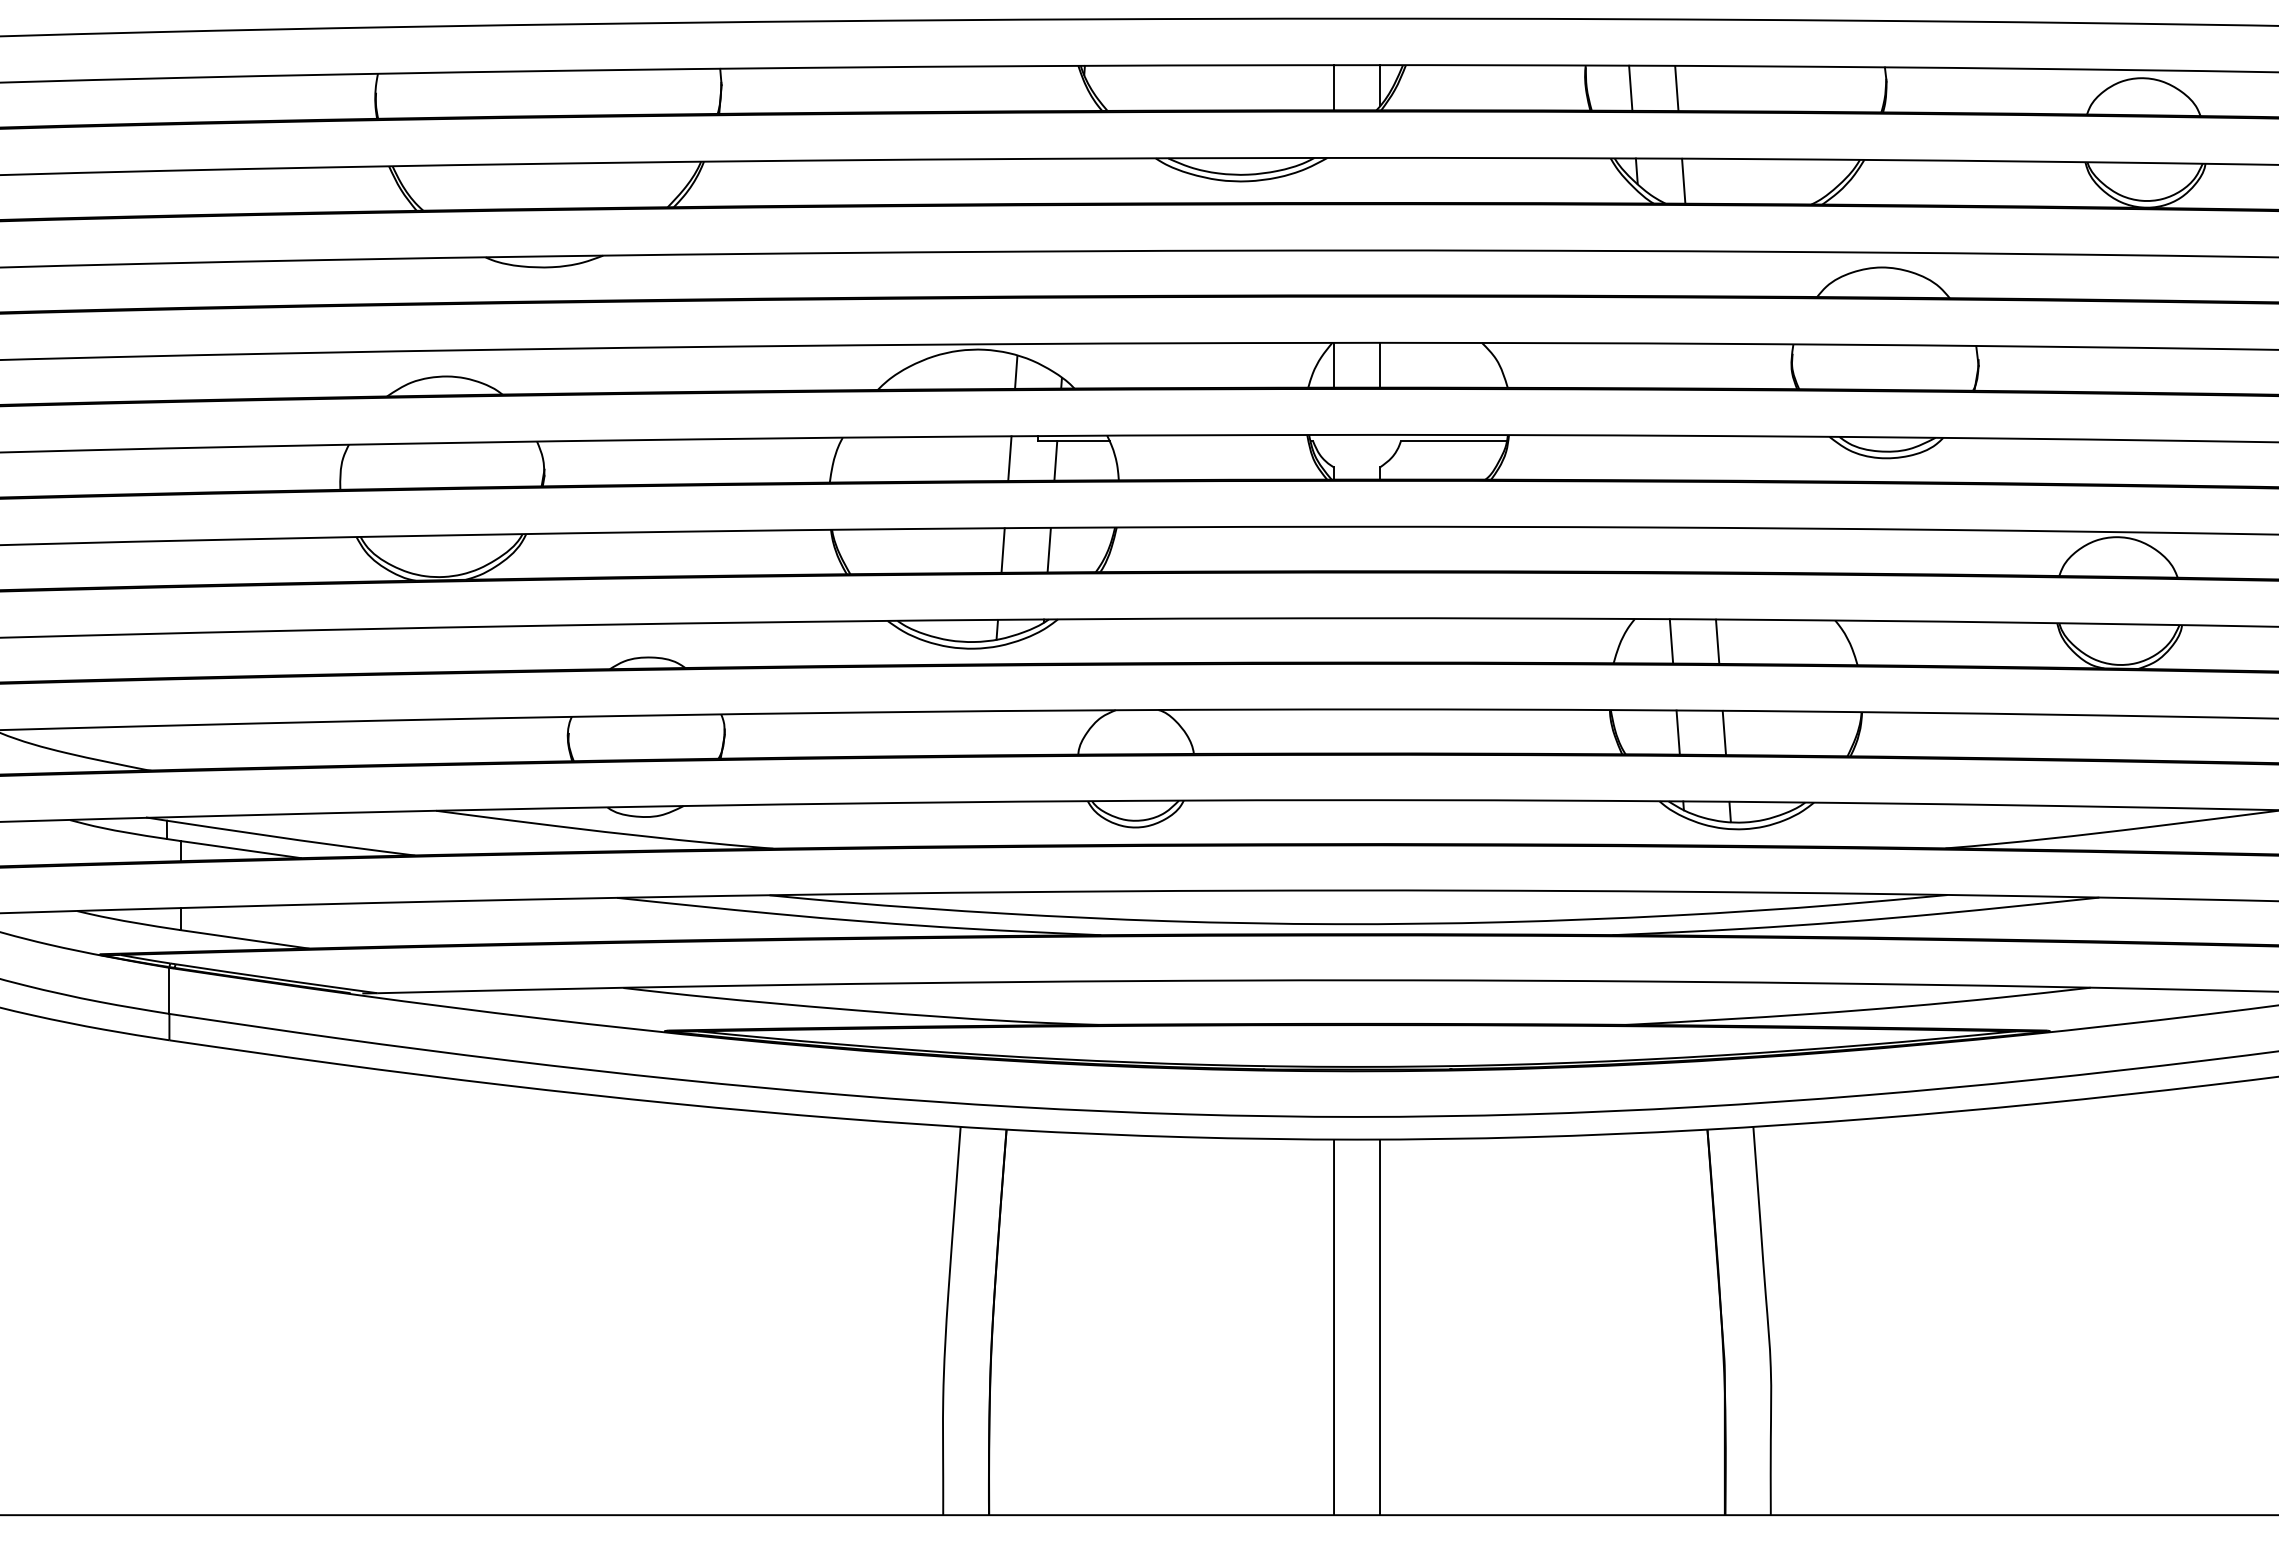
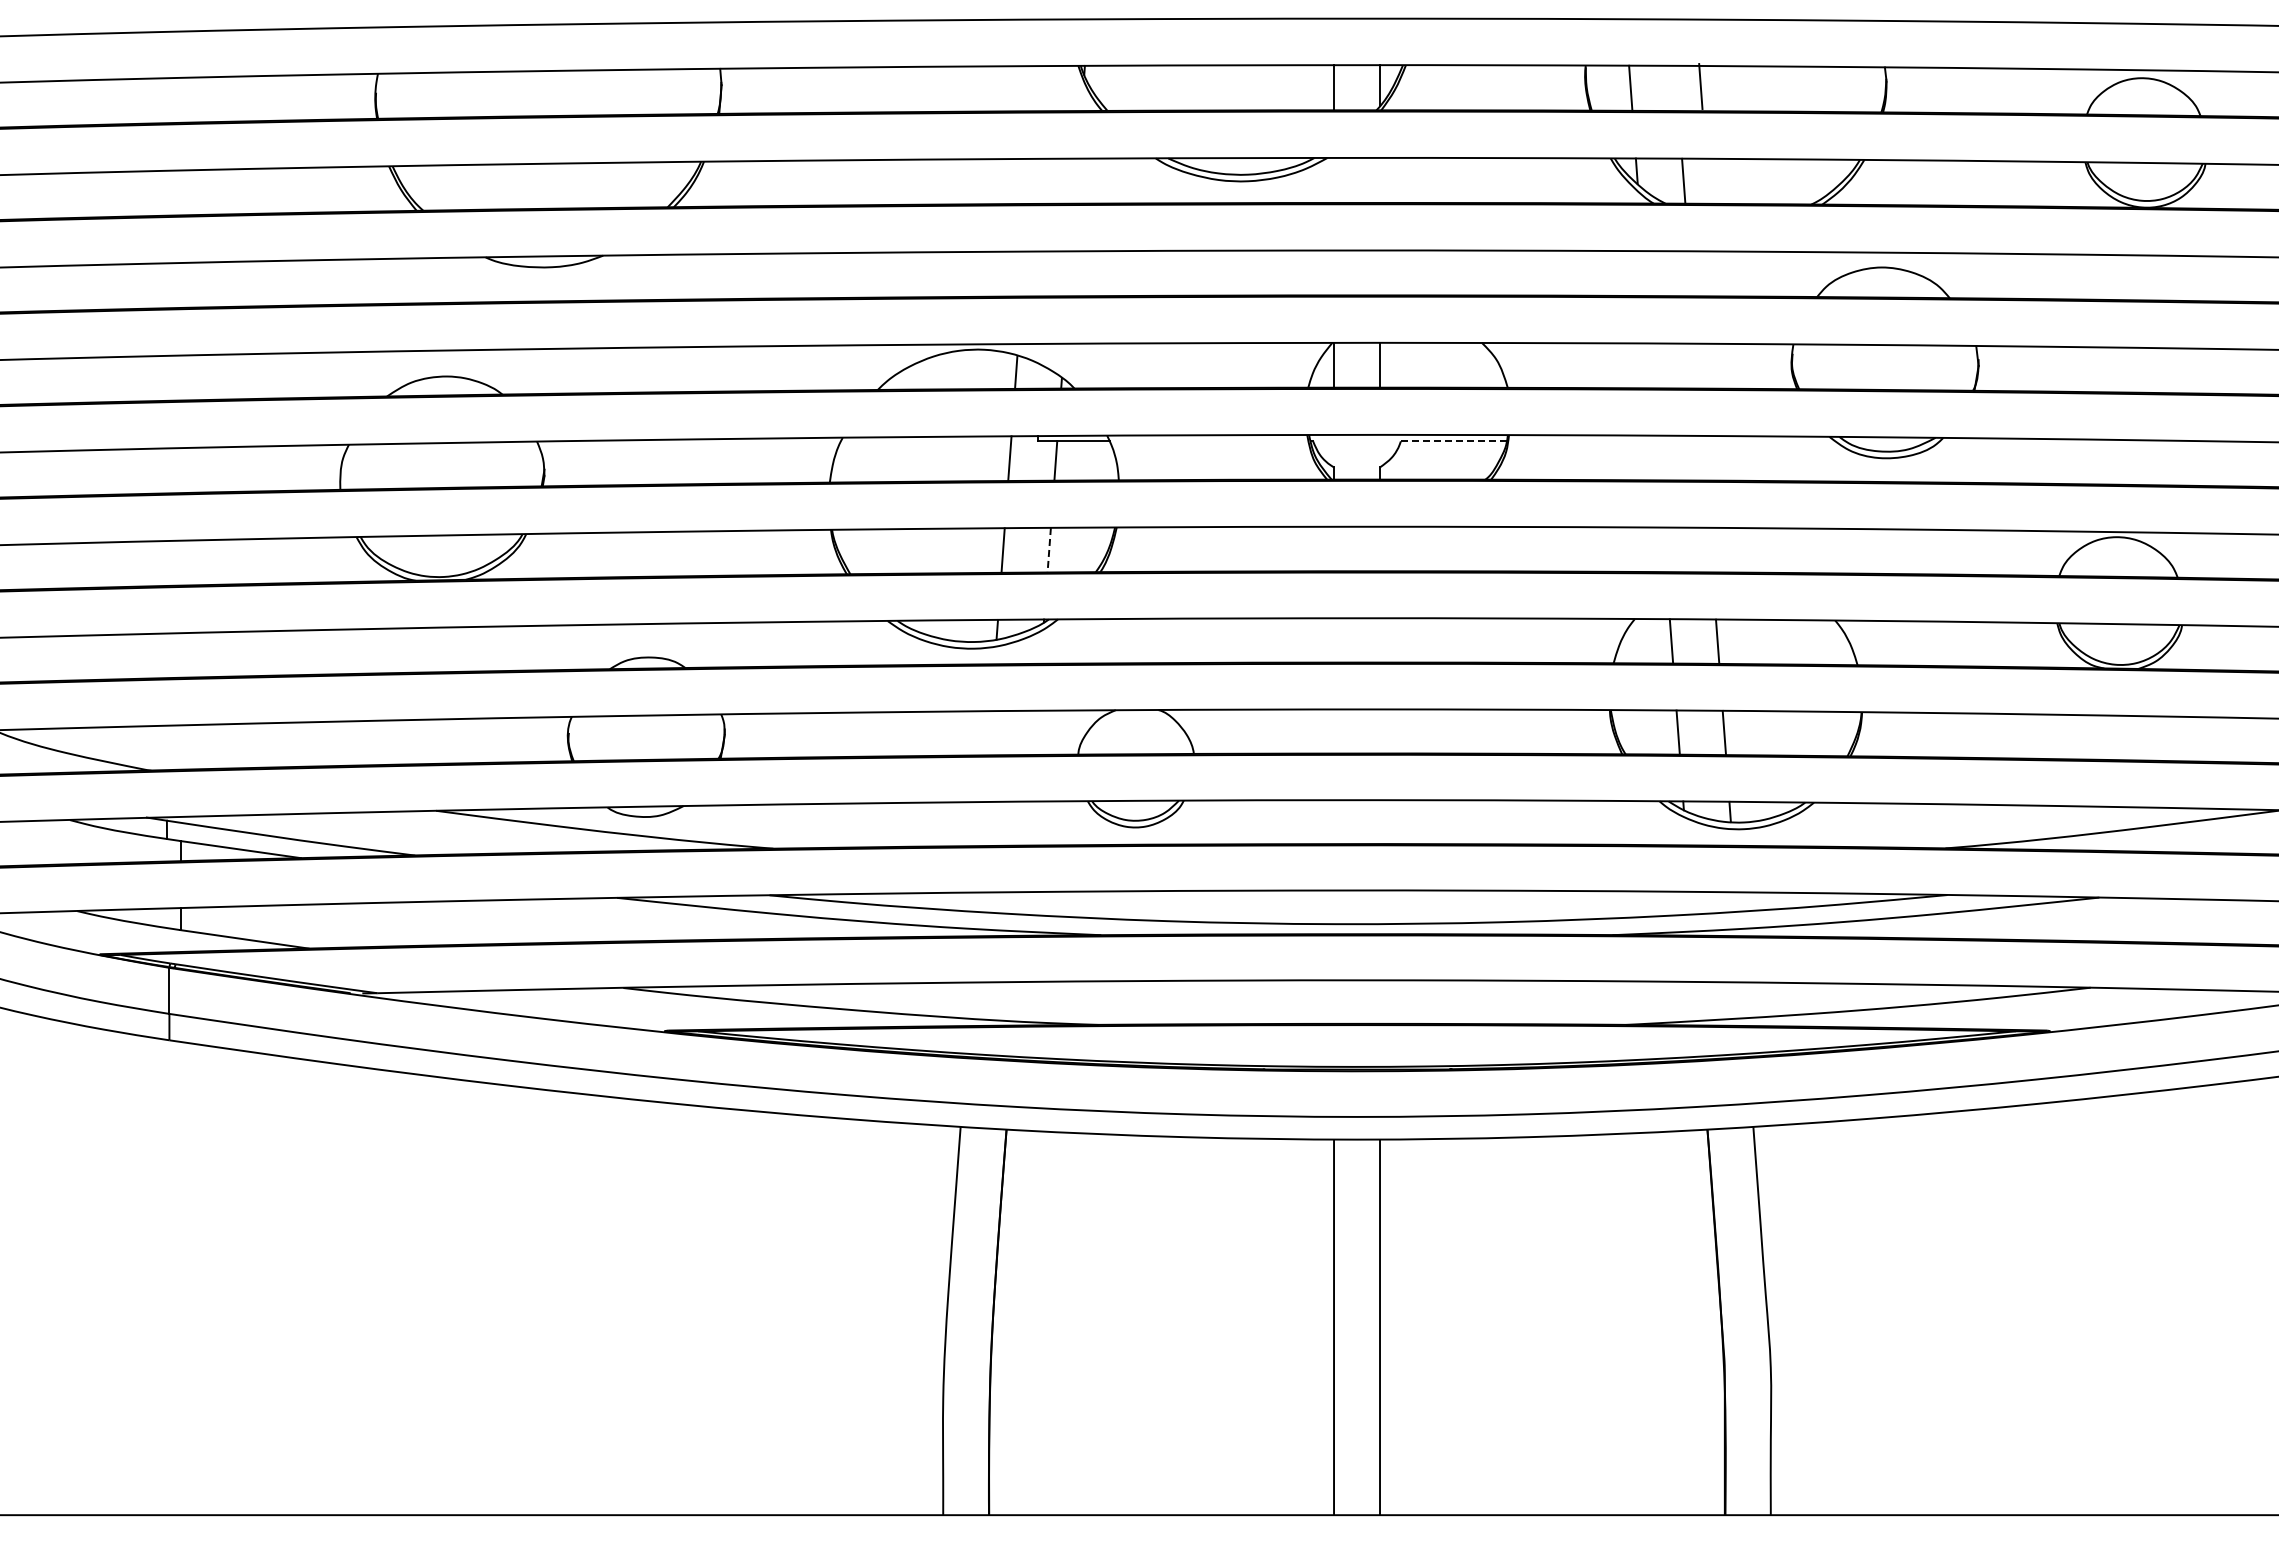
line position: (1676, 88) -> (1700, 86) (1700, 86)
line: solid -> dashed (1453, 441)
line: solid -> dashed (1049, 550)
